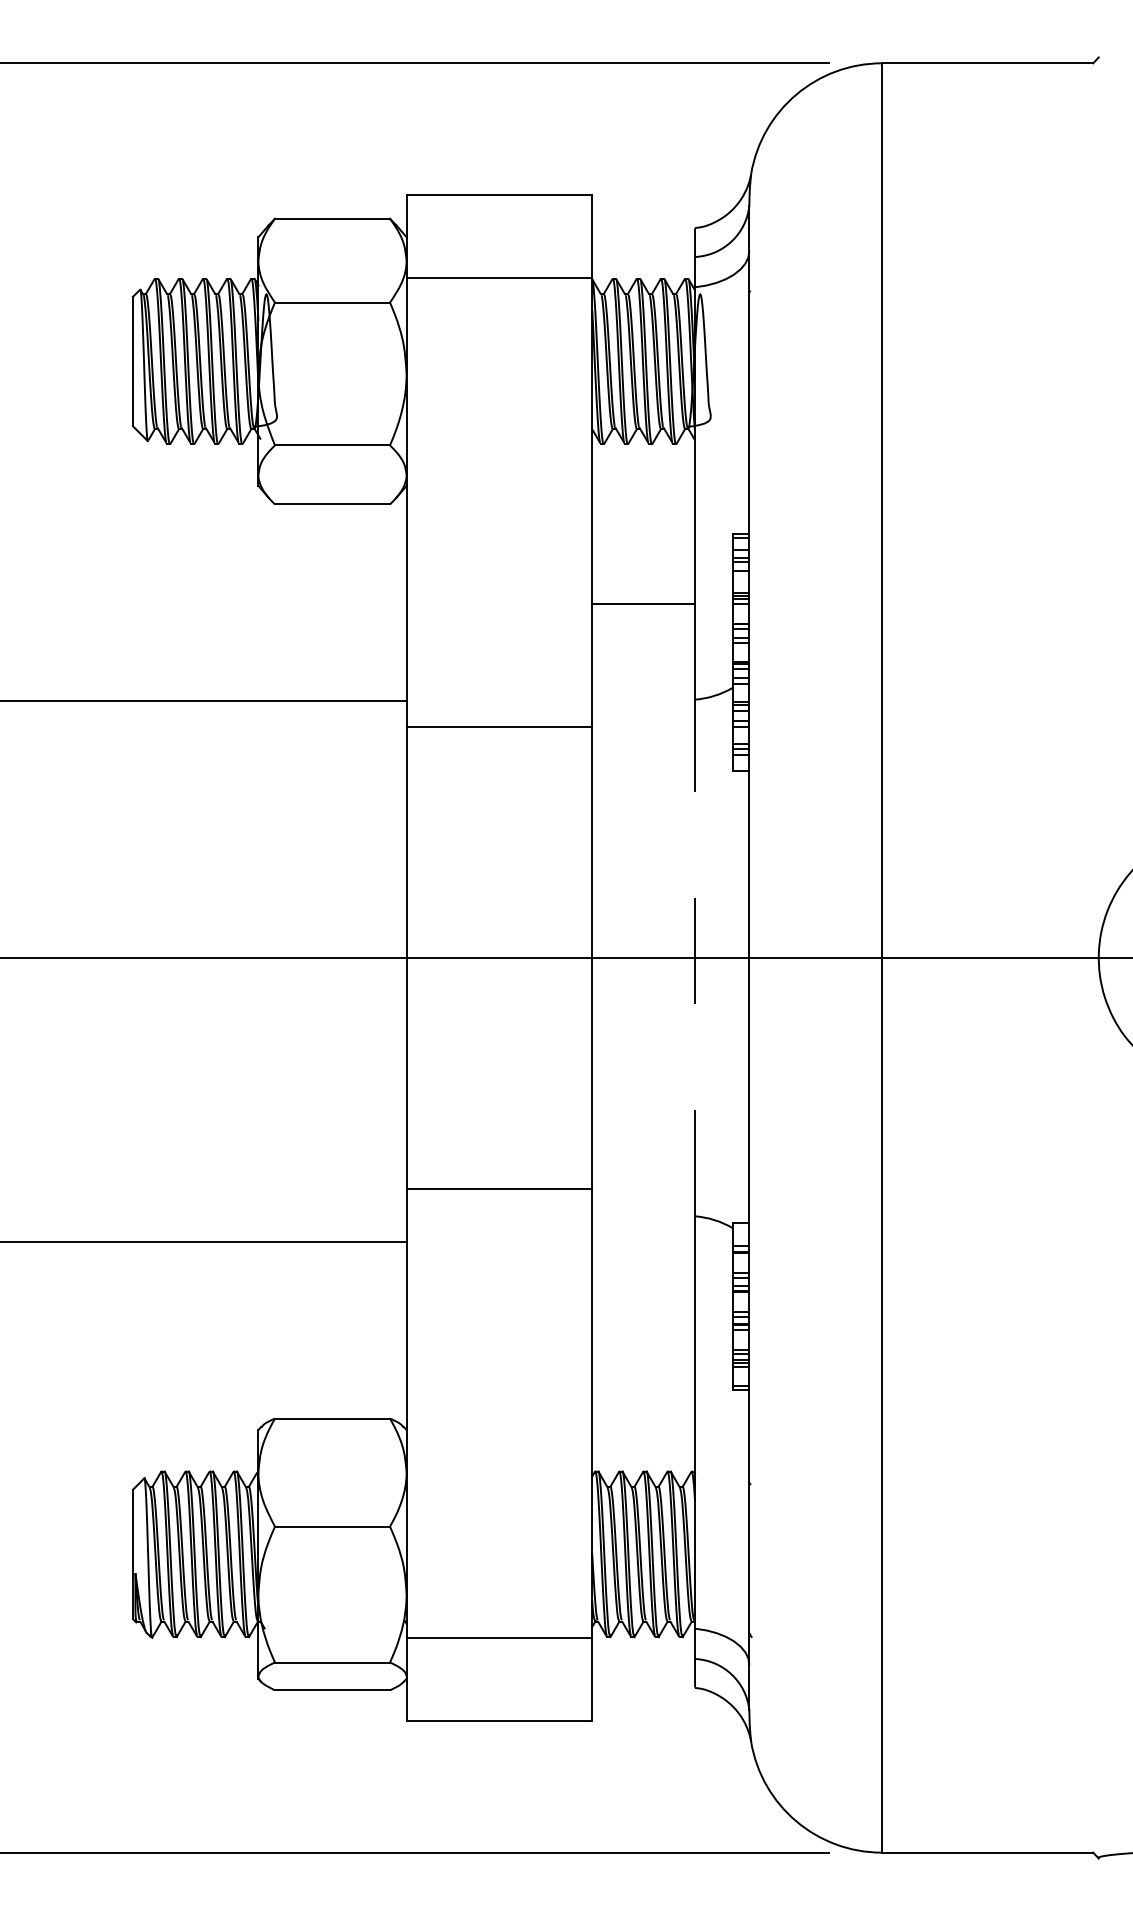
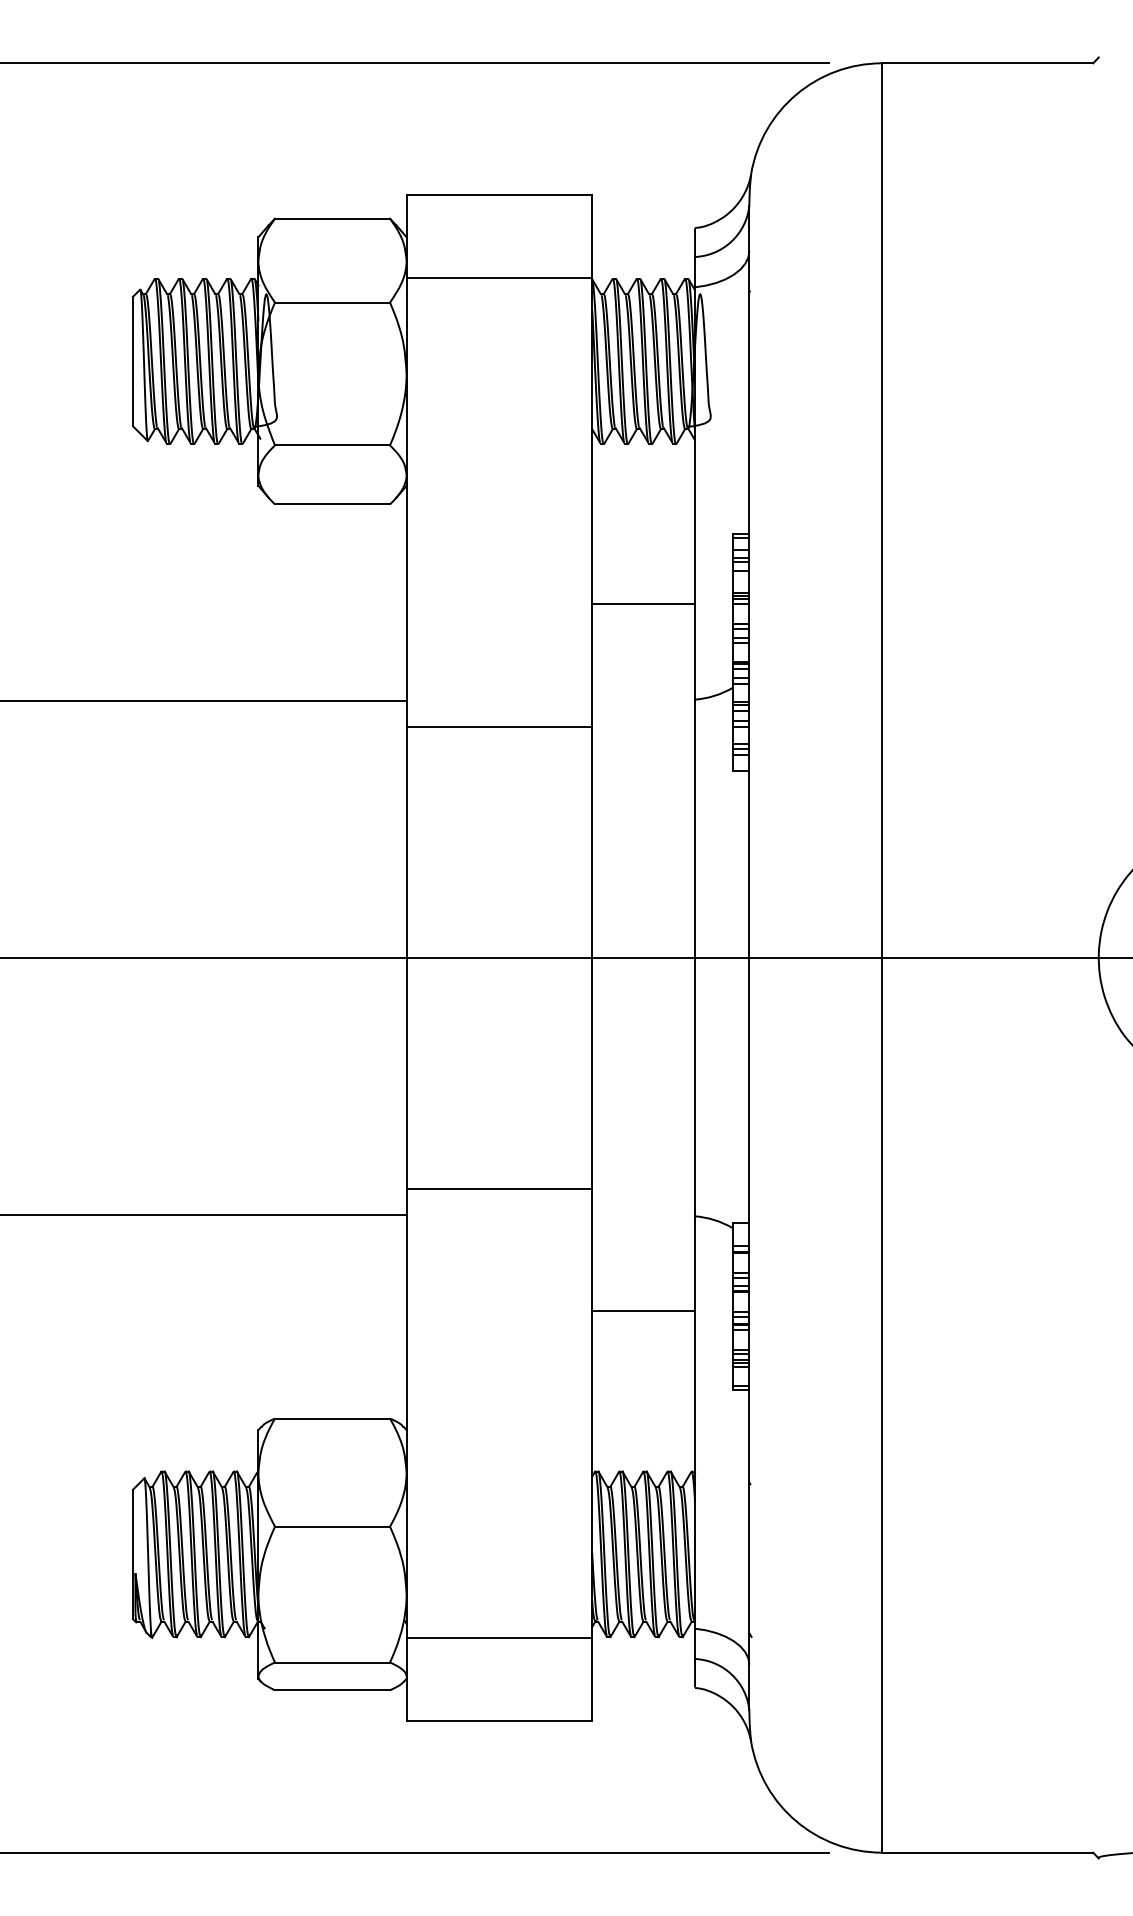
line: dashed -> solid (695, 957)
line position: (204, 1241) -> (204, 1214) (204, 1214)
line: none -> present (643, 1311)
